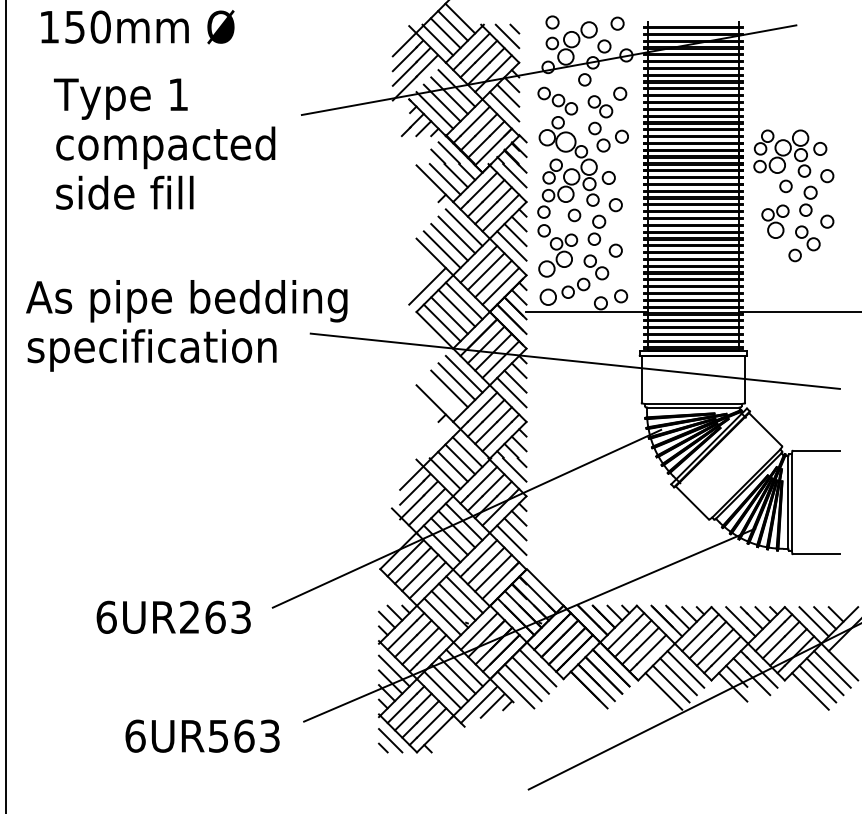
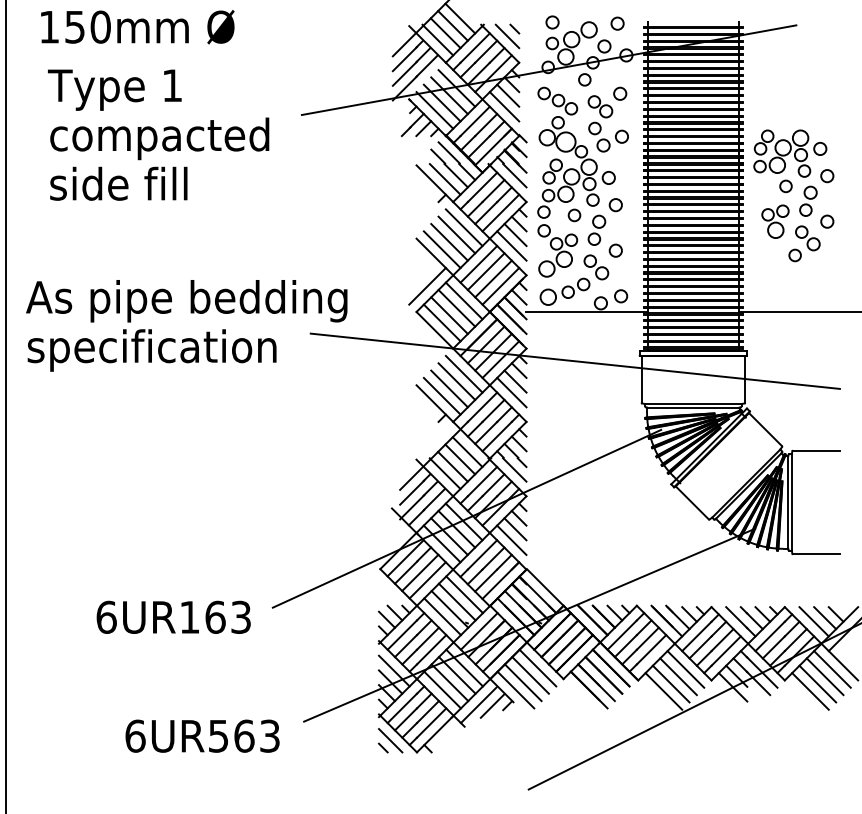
text position: (164, 143) -> (158, 134) (158, 134)
line: none -> present (441, 395)
text: 6UR263 -> 6UR163 (189, 616)
